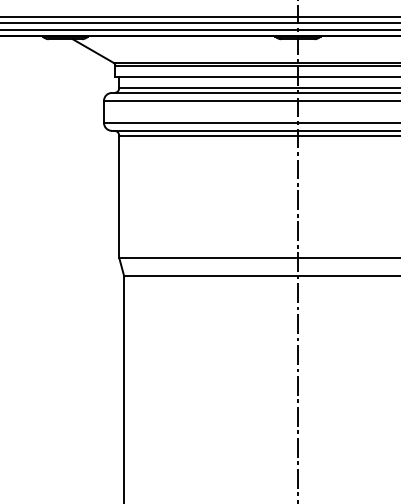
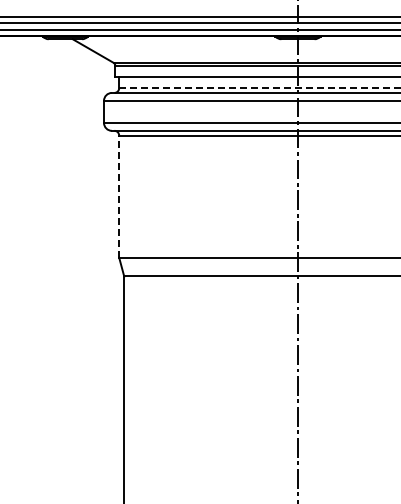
line: solid -> dashed (260, 88)
line: solid -> dashed (119, 196)
